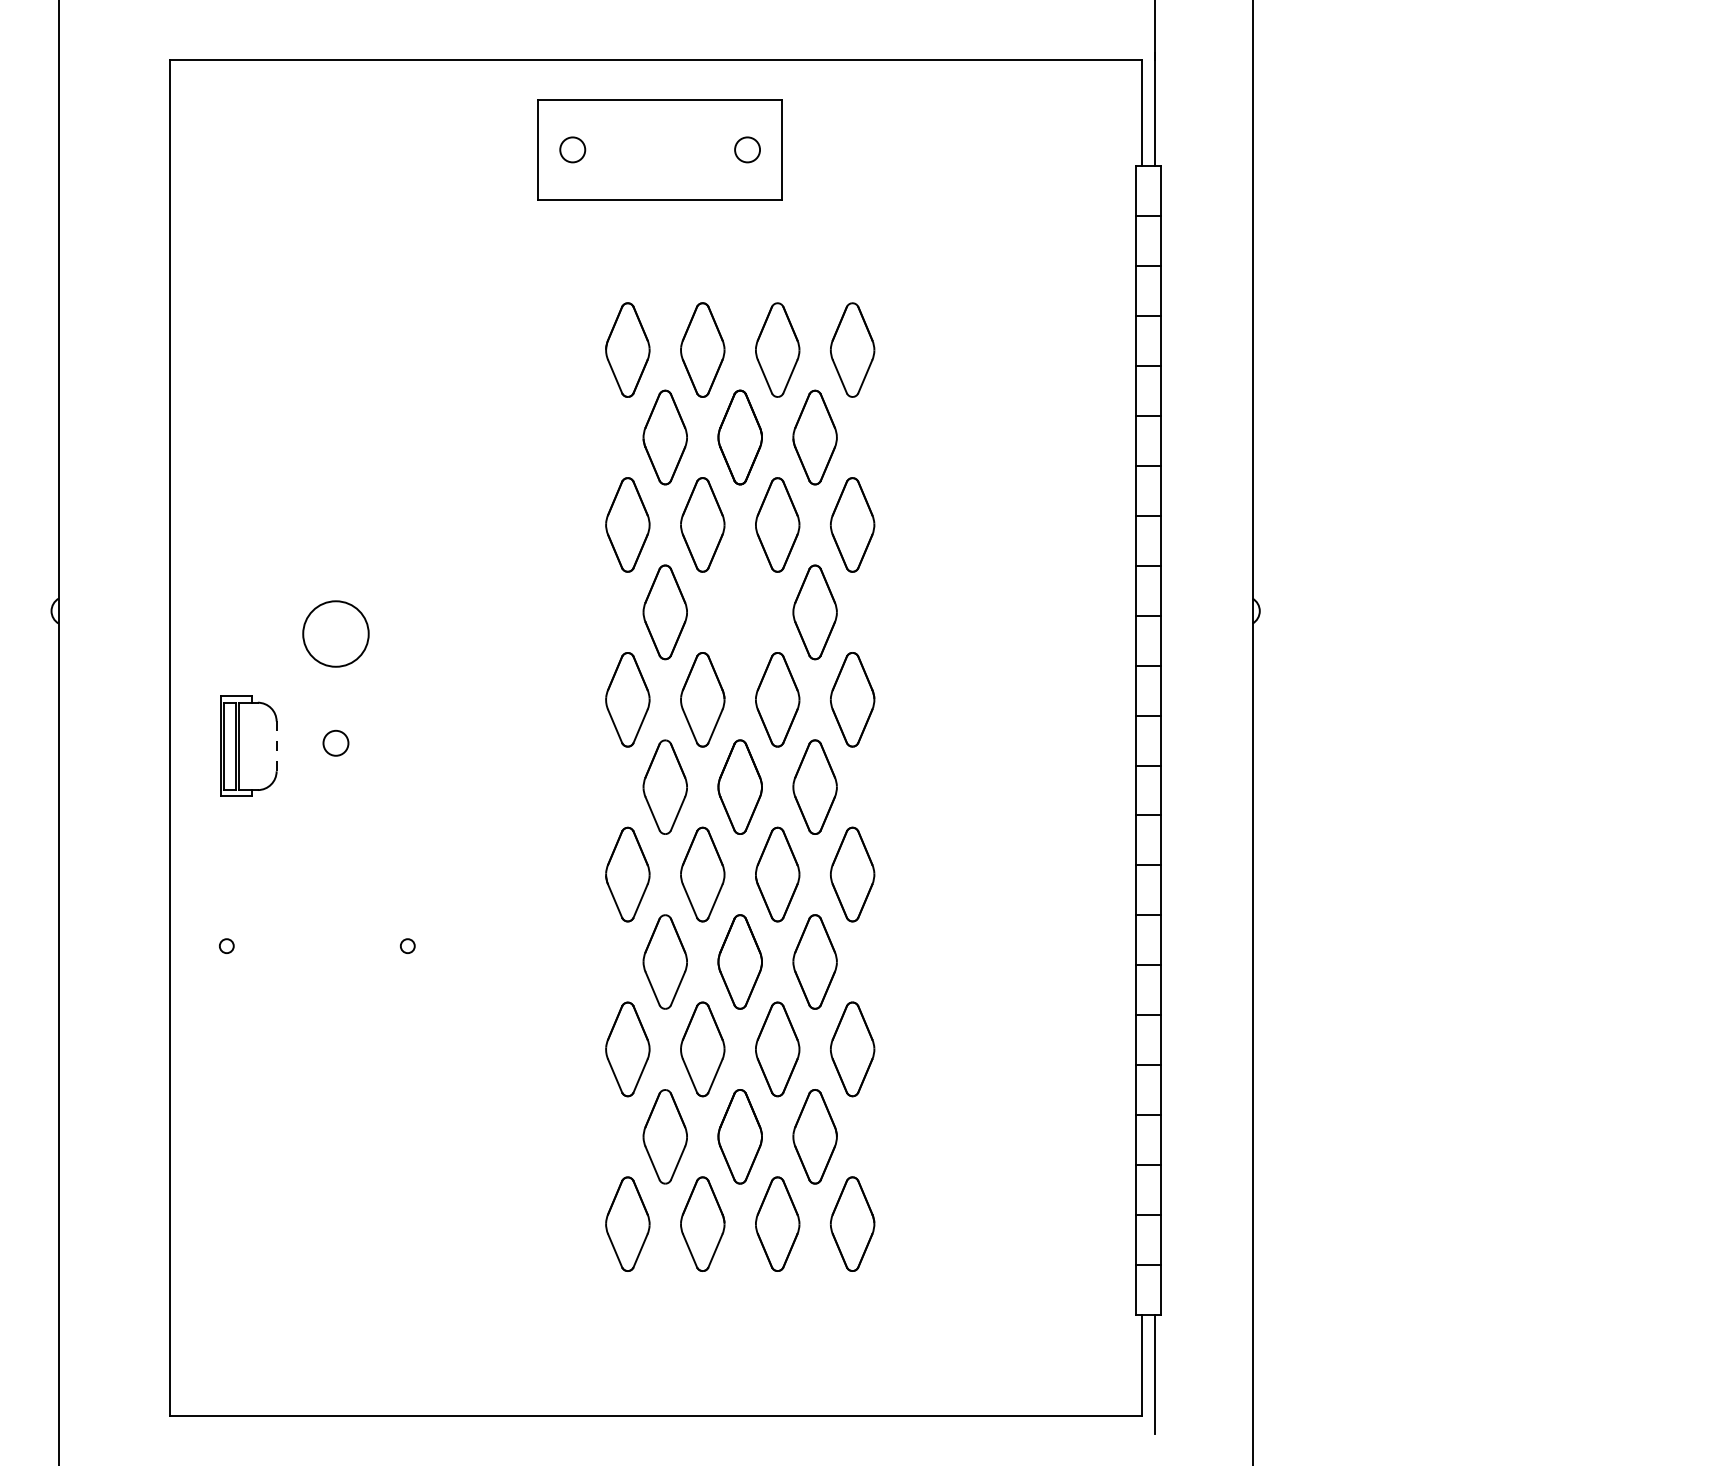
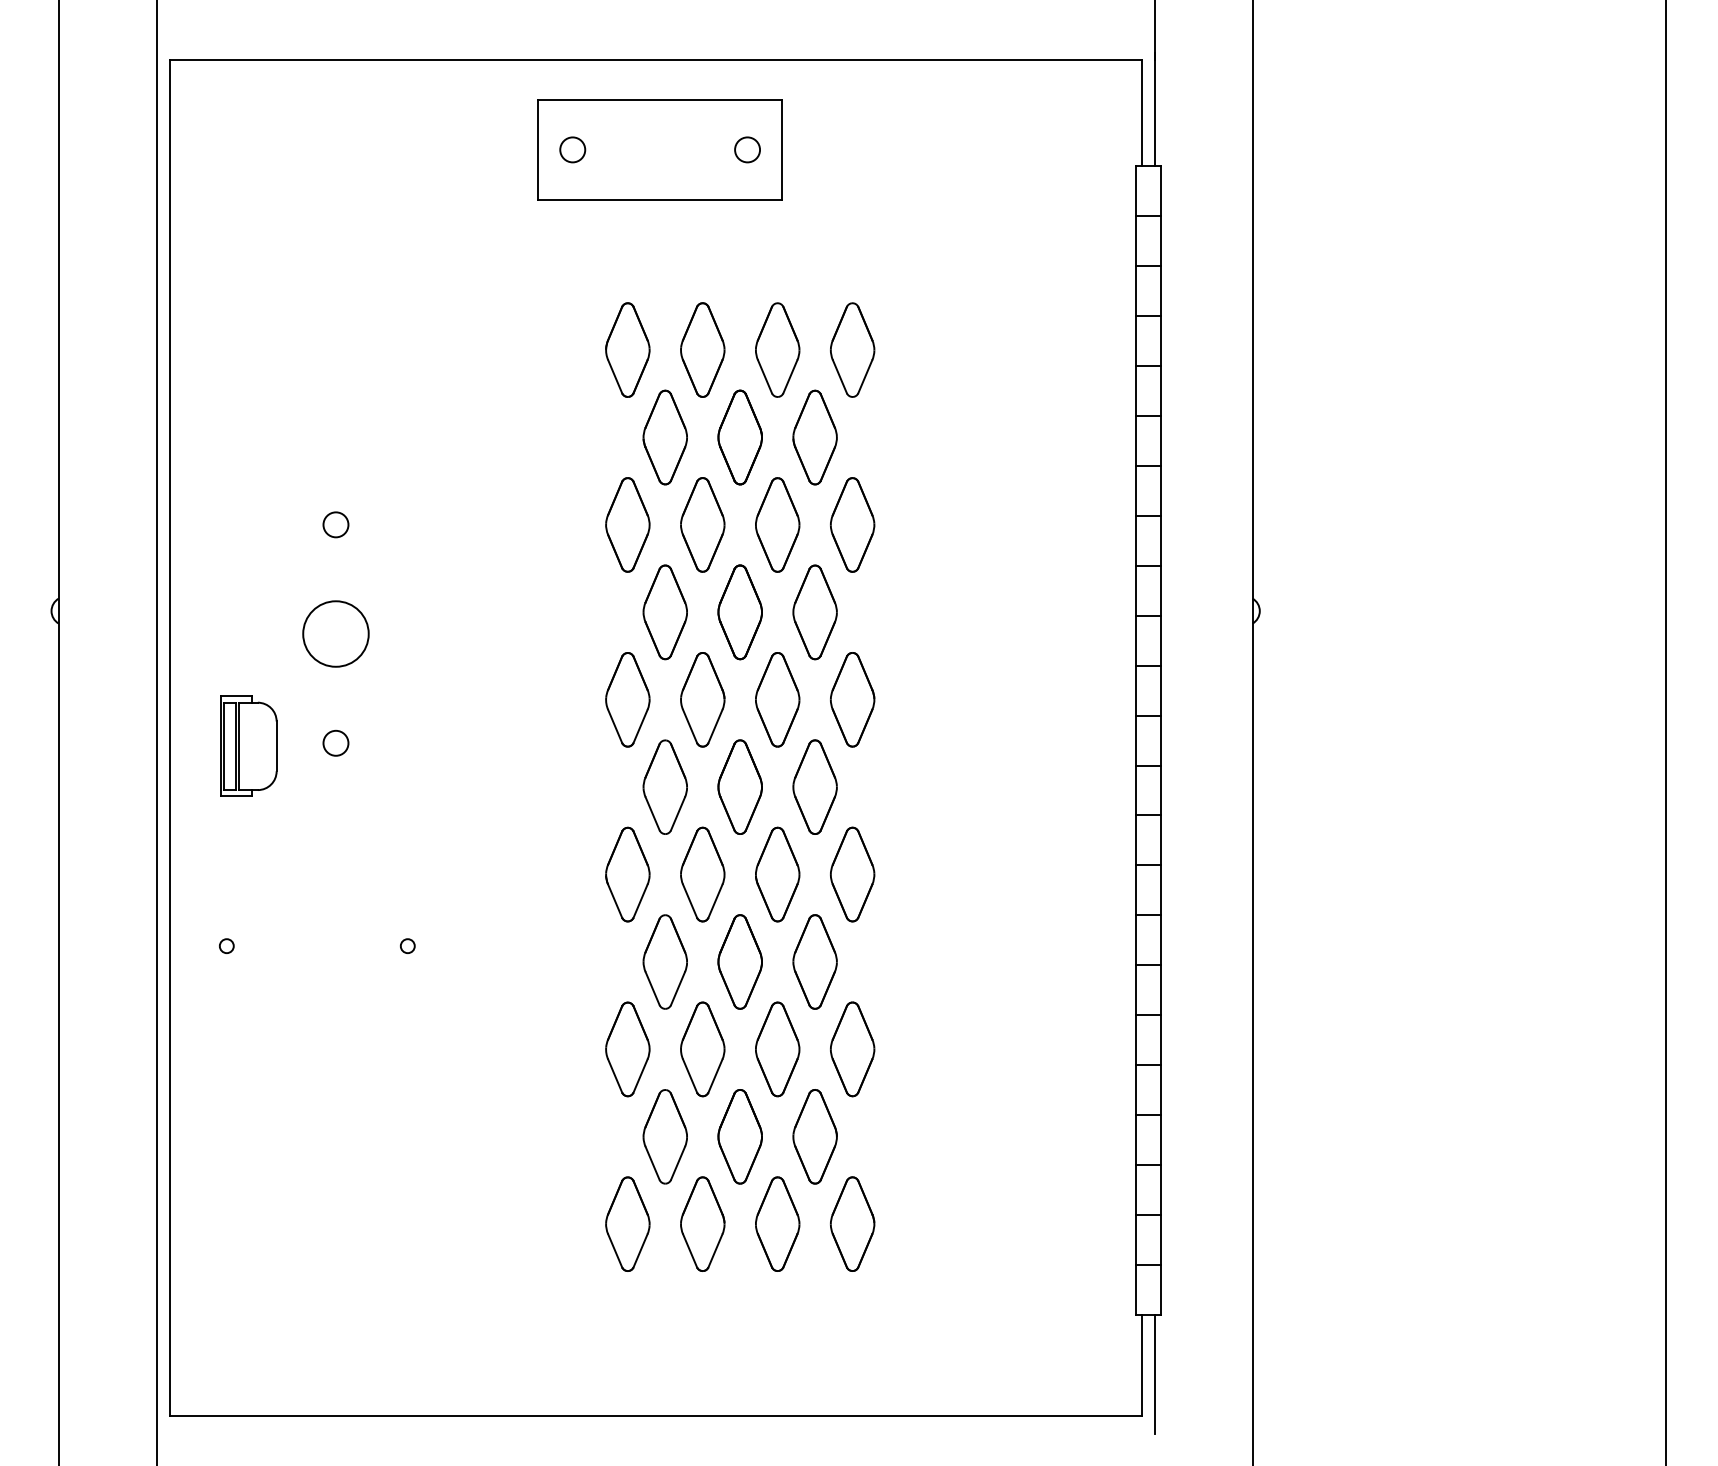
circle: none -> present (335, 524)
part: none -> present (739, 612)
line: none -> present (157, 732)
line: none -> present (1666, 732)
line: dashed -> solid (276, 746)
